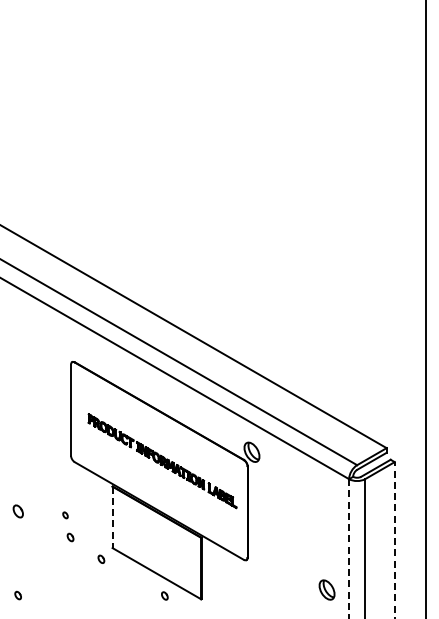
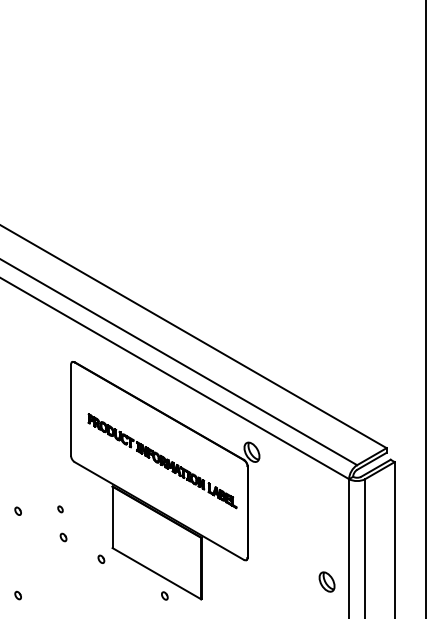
part size: 12x15 px -> 8x10 px (17, 510)
part position: (65, 515) -> (60, 509) (60, 509)
line: dashed -> solid (112, 517)
part position: (70, 537) -> (63, 537) (63, 537)
line: dashed -> solid (394, 540)
line: dashed -> solid (349, 549)
part position: (326, 589) -> (326, 581) (326, 581)
